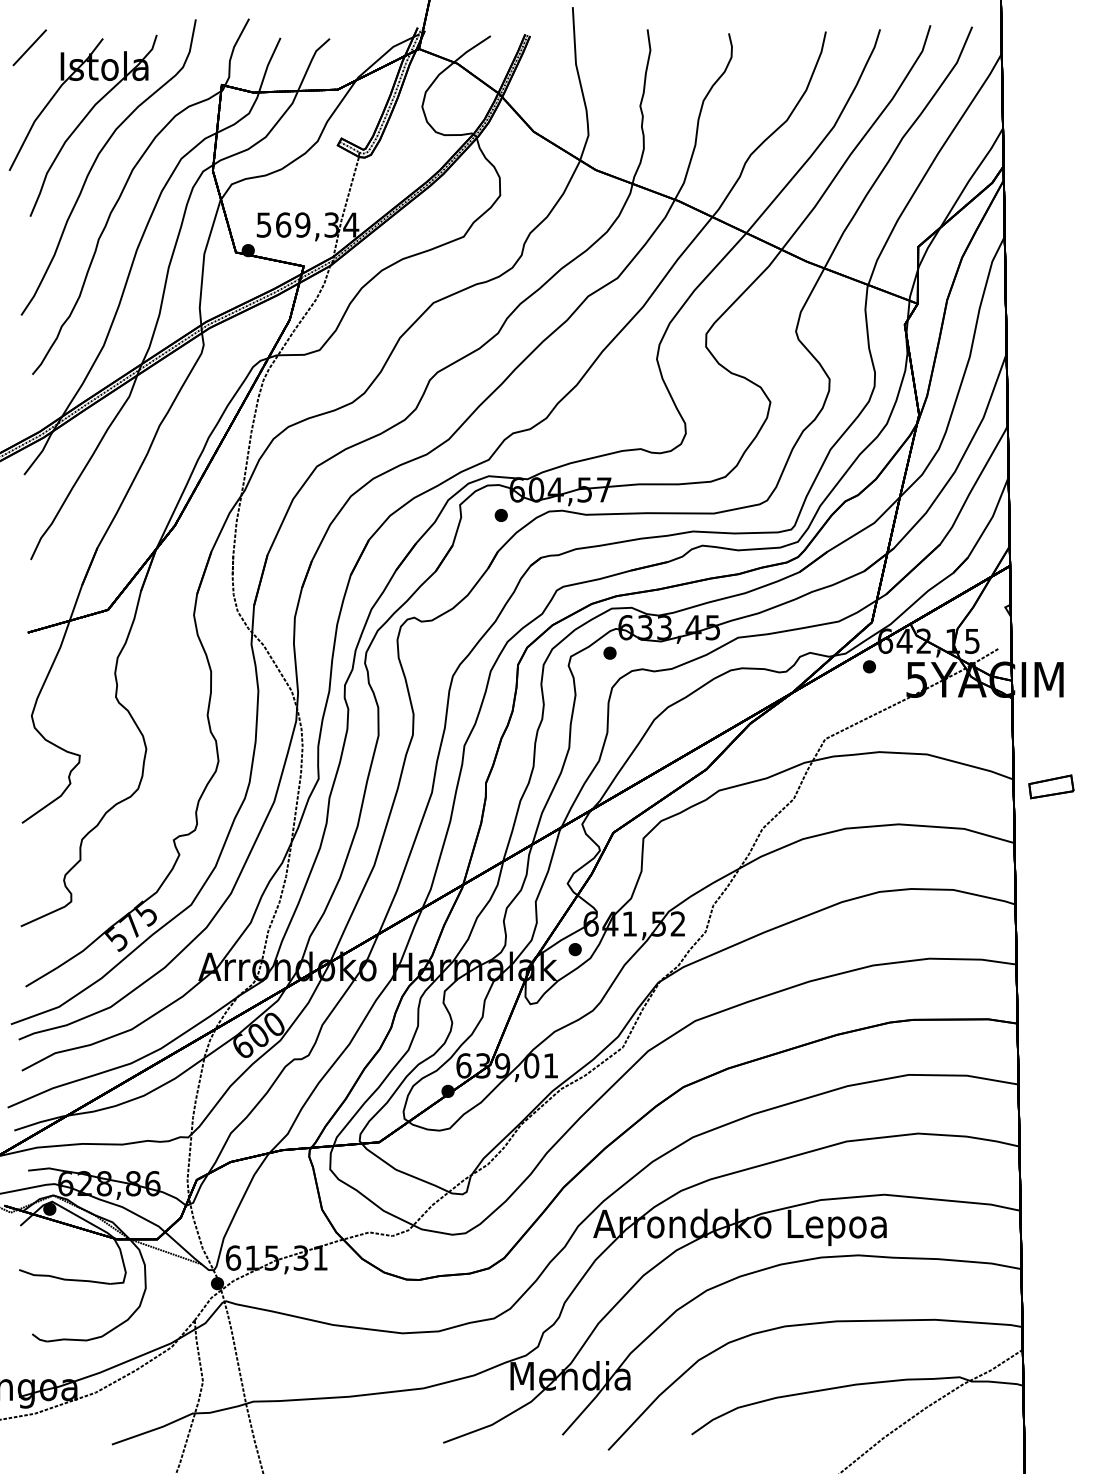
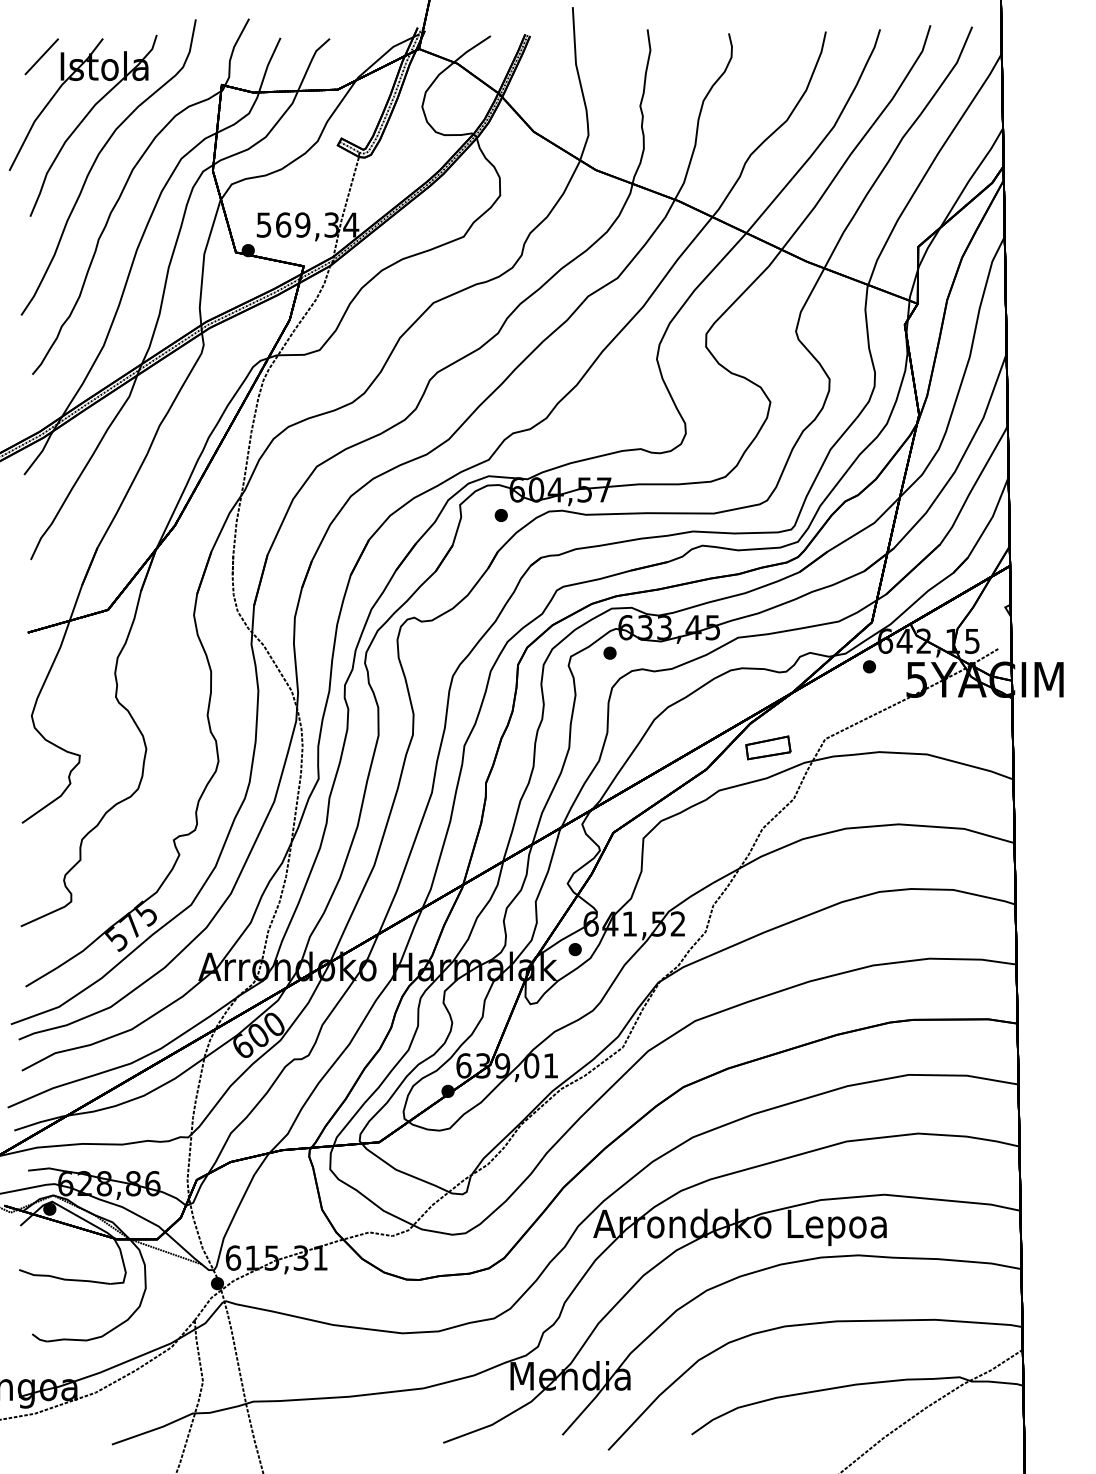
line position: (29, 47) -> (41, 56) (41, 56)
part position: (1051, 786) -> (768, 747) (768, 747)
